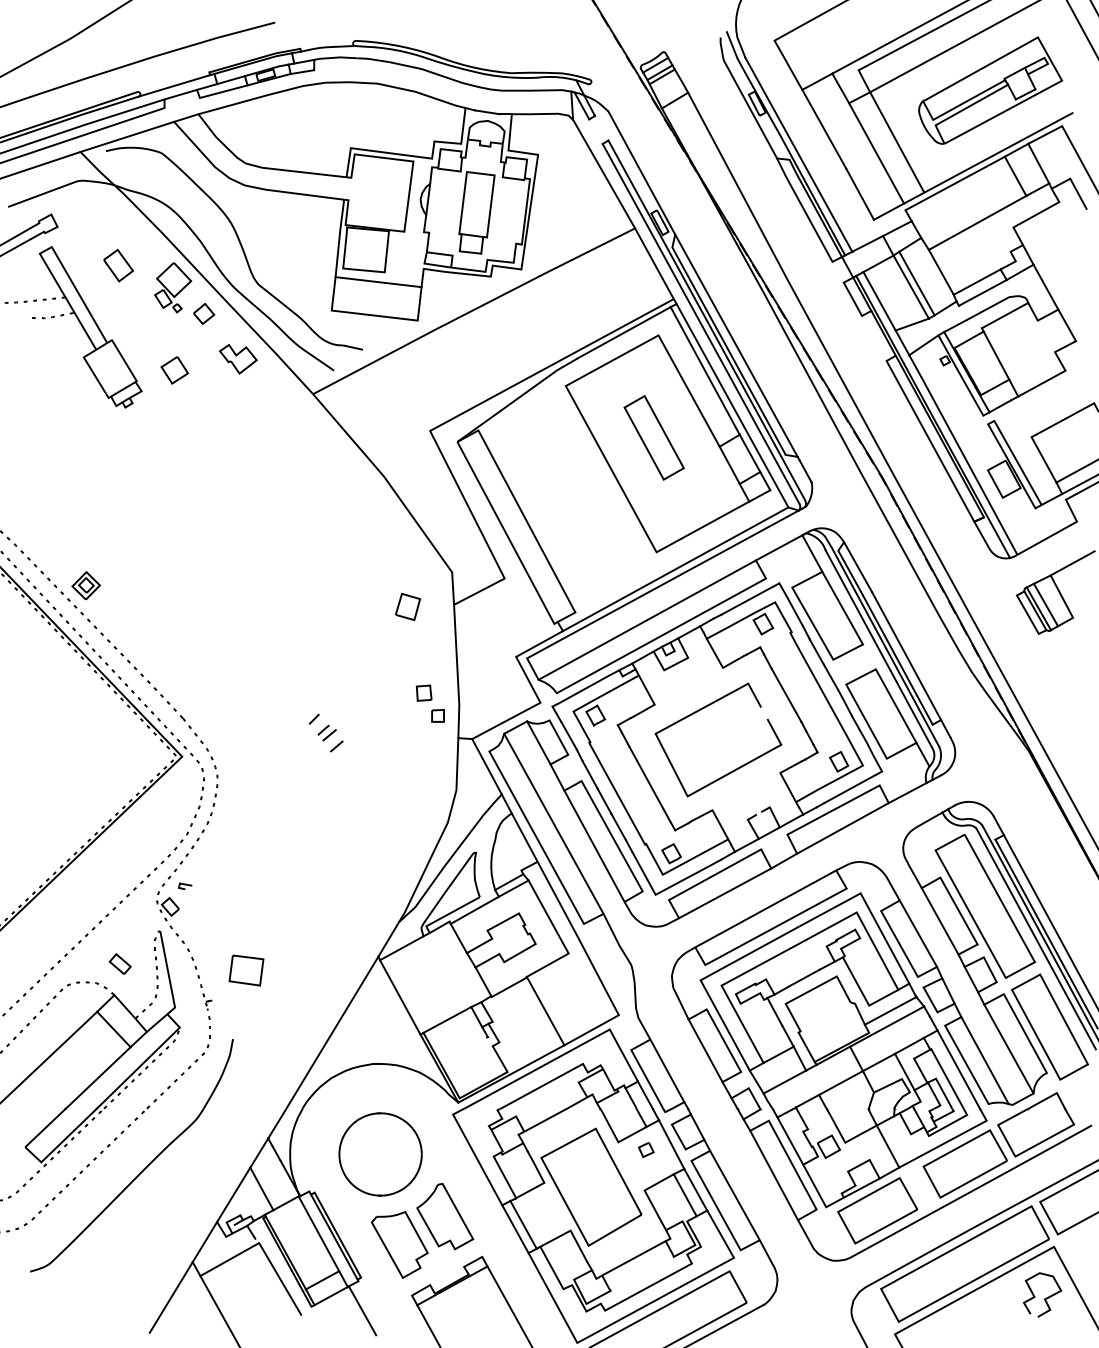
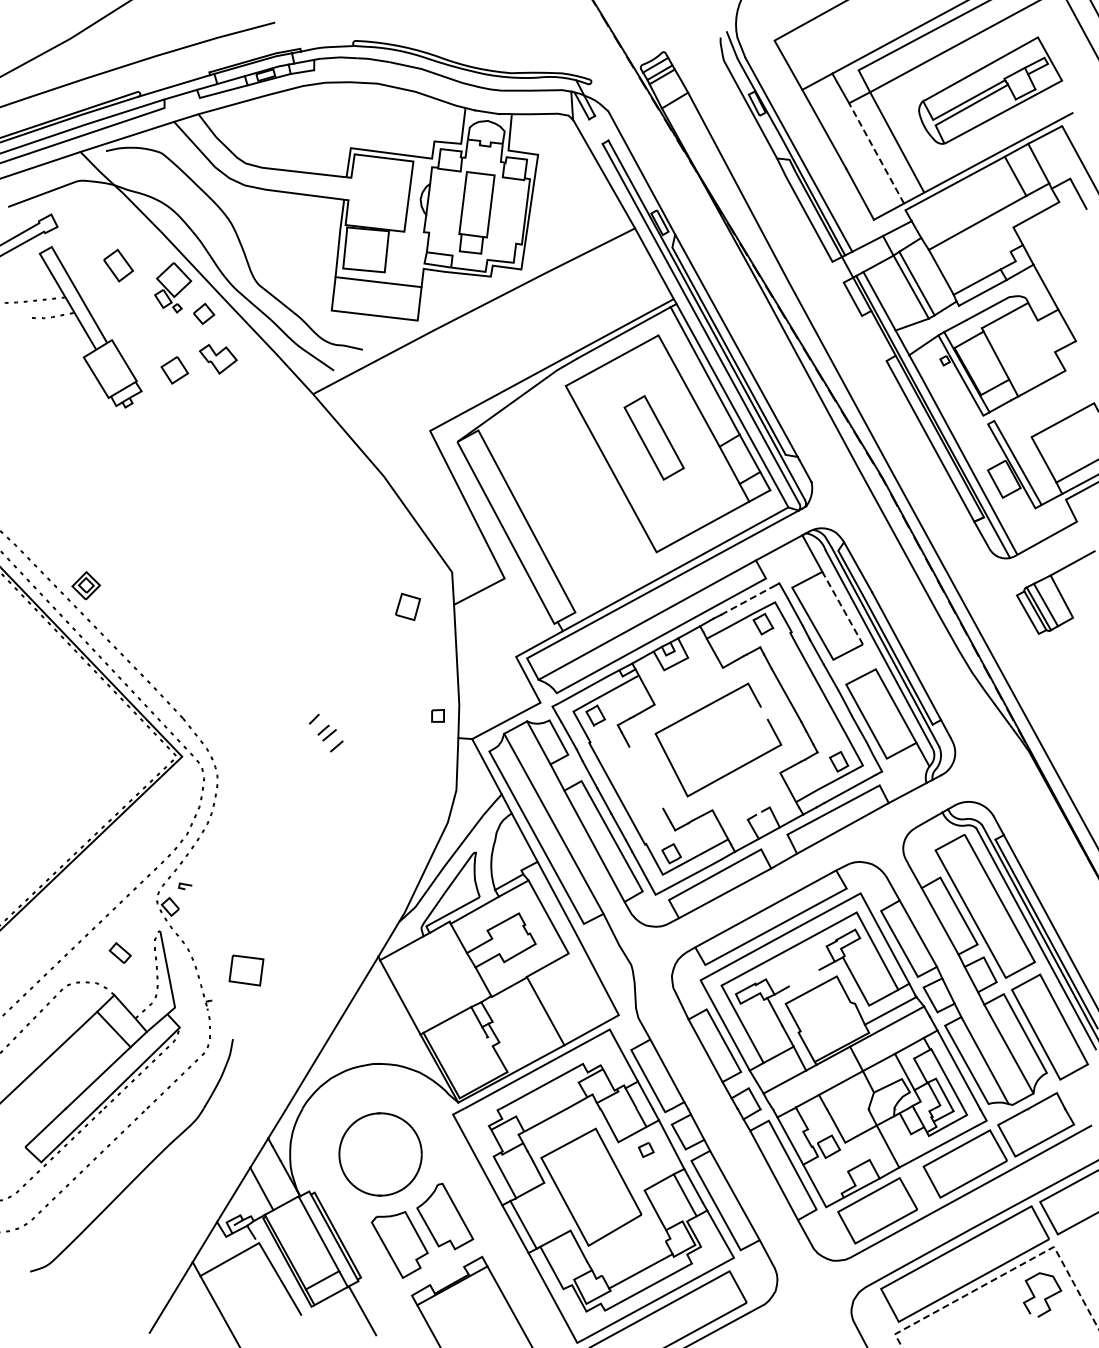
line: solid -> dashed (876, 152)
part position: (238, 358) -> (218, 358) (218, 358)
line: solid -> dashed (747, 600)
line: solid -> dashed (842, 608)
part: present -> none (423, 692)
line: present -> none (646, 777)
part position: (119, 963) -> (119, 952) (119, 952)
line: present -> none (803, 977)
line position: (633, 1258) -> (640, 1271) (640, 1271)
line: solid -> dashed (1009, 1271)
